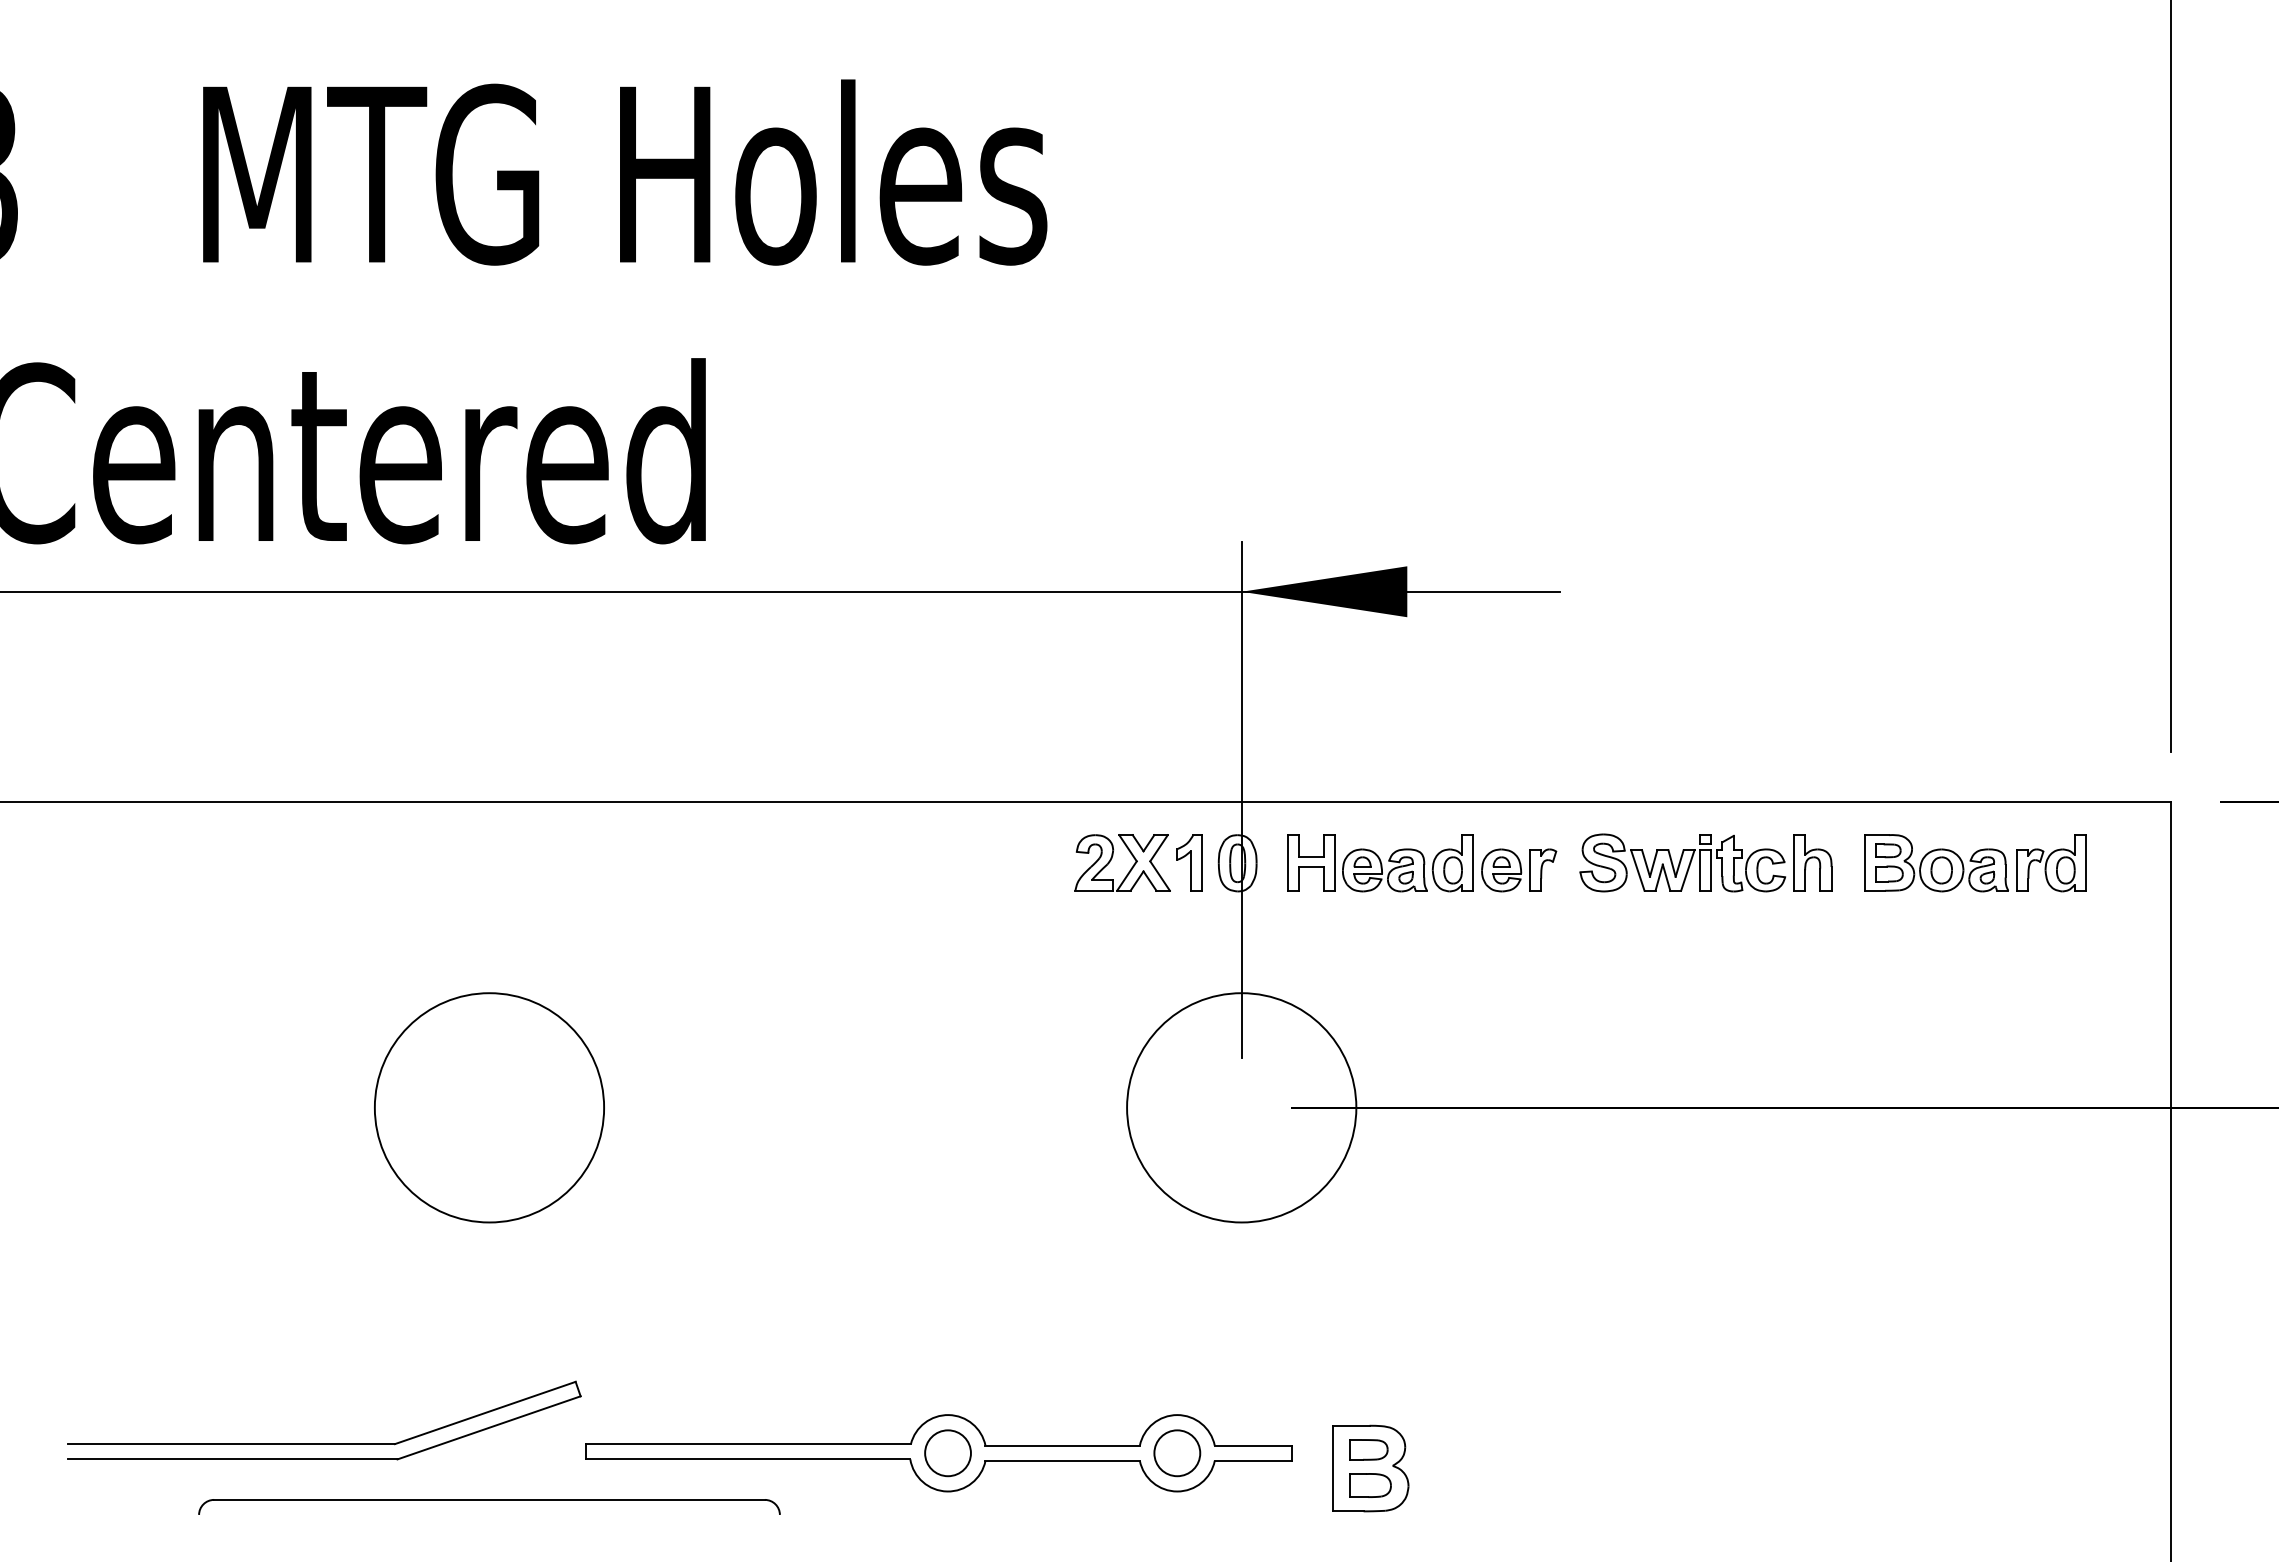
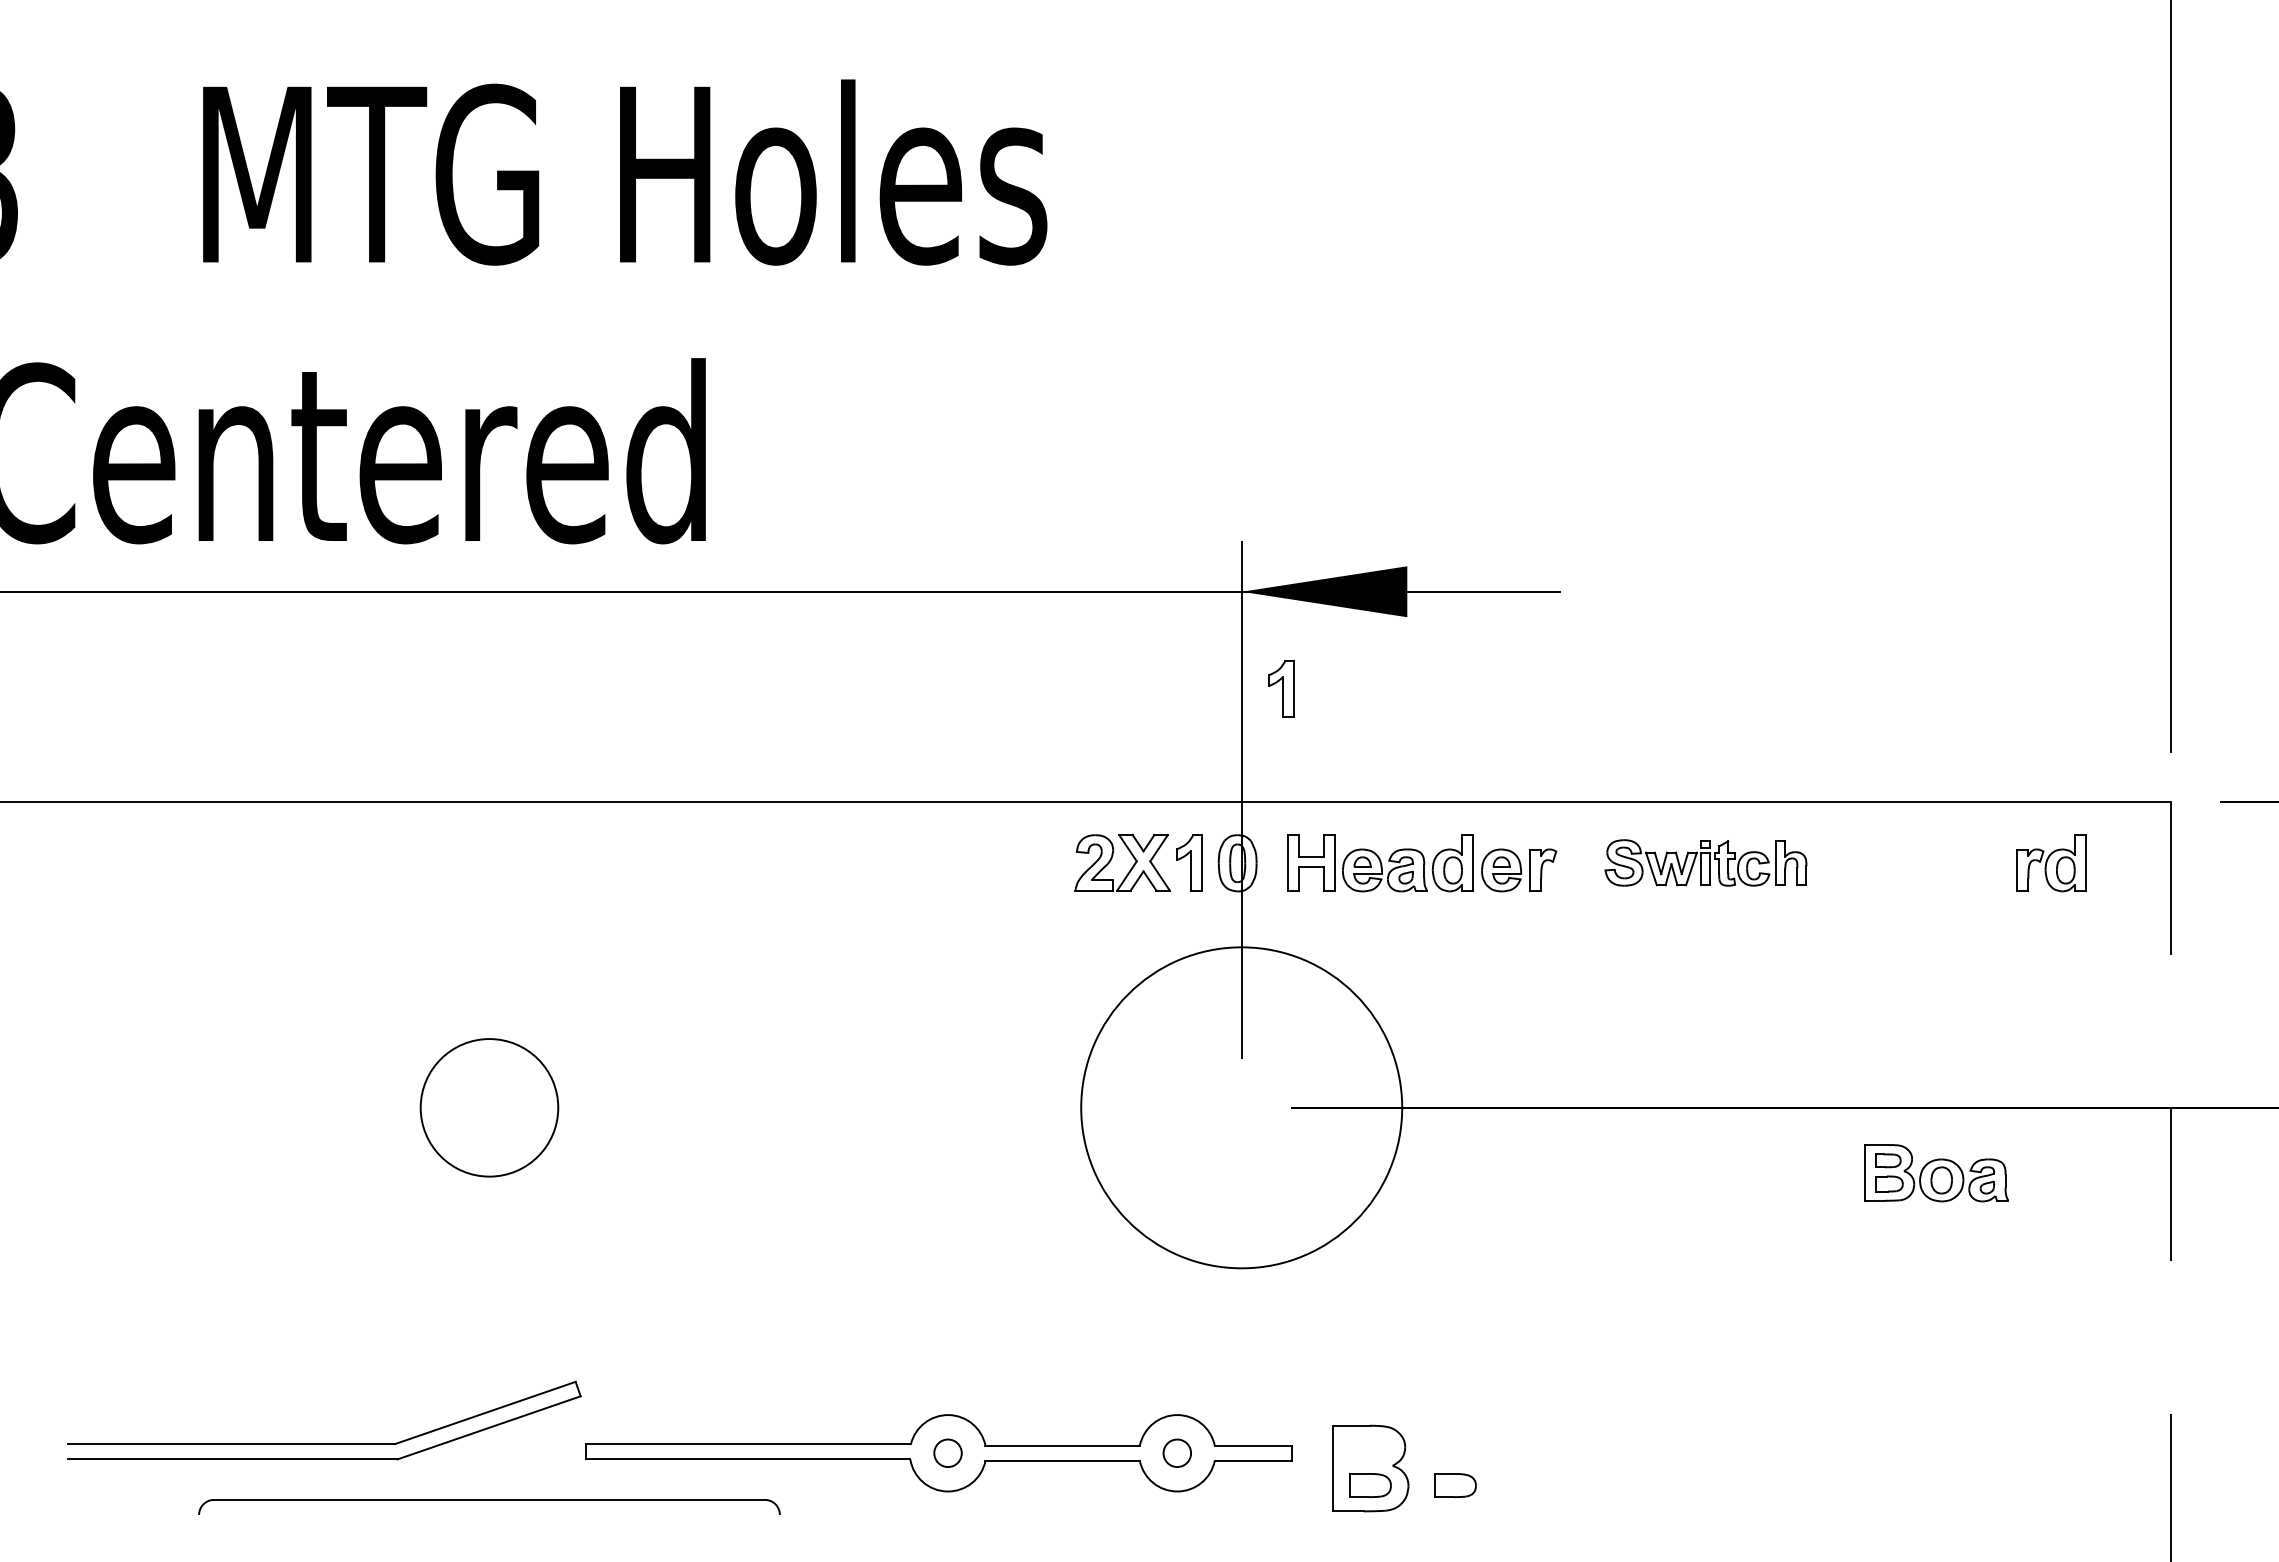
part: none -> present (1281, 688)
part size: 254x60 px -> 204x48 px (1705, 862)
part position: (1936, 863) -> (1936, 1173) (1936, 1173)
circle diameter: 229 px -> 138 px (489, 1107)
circle diameter: 229 px -> 321 px (1241, 1107)
line: solid -> dashed (2170, 1181)
part: present -> none (1368, 1449)
circle diameter: 46 px -> 28 px (947, 1453)
circle diameter: 46 px -> 28 px (1177, 1453)
part: none -> present (1455, 1485)
